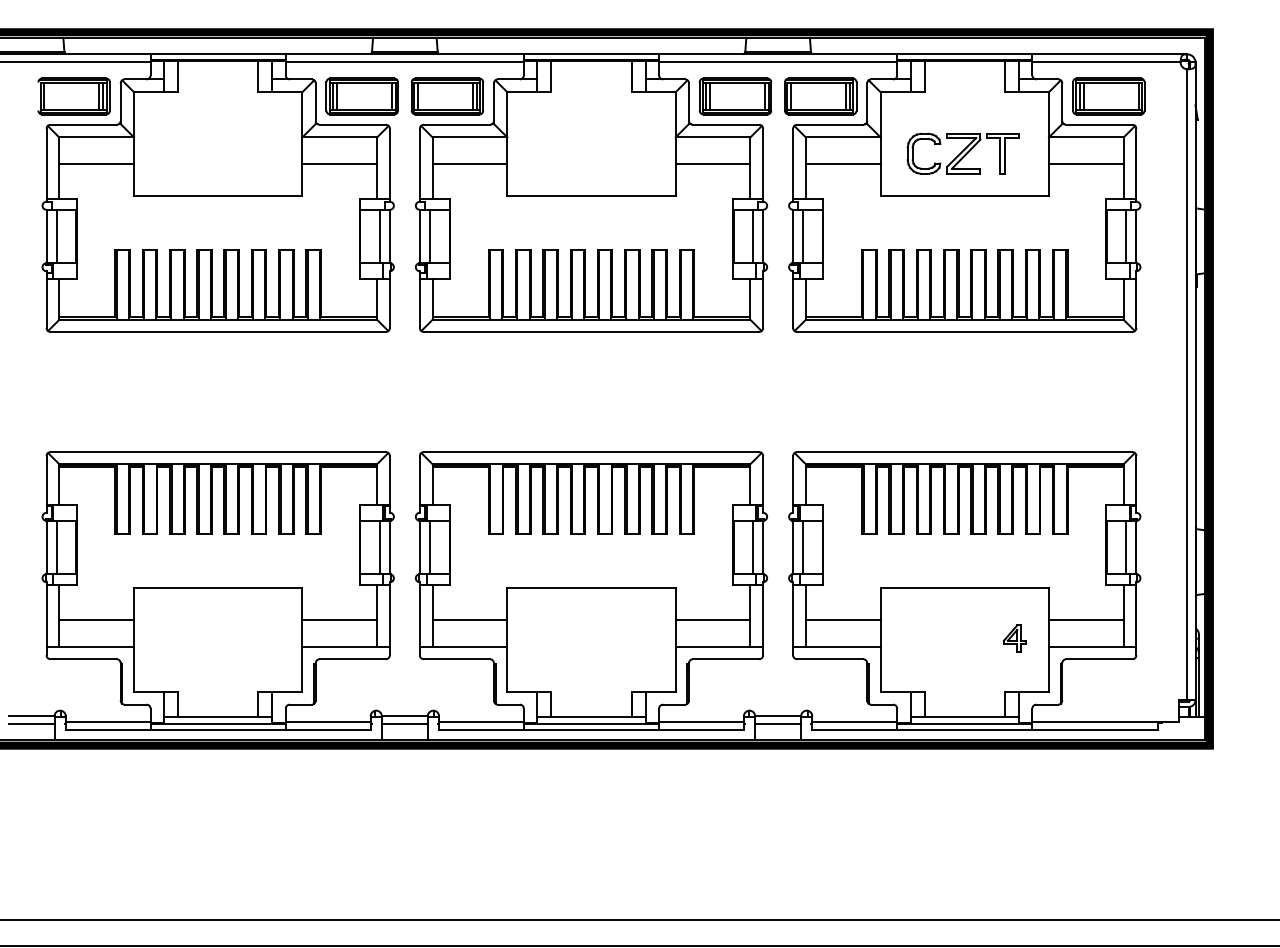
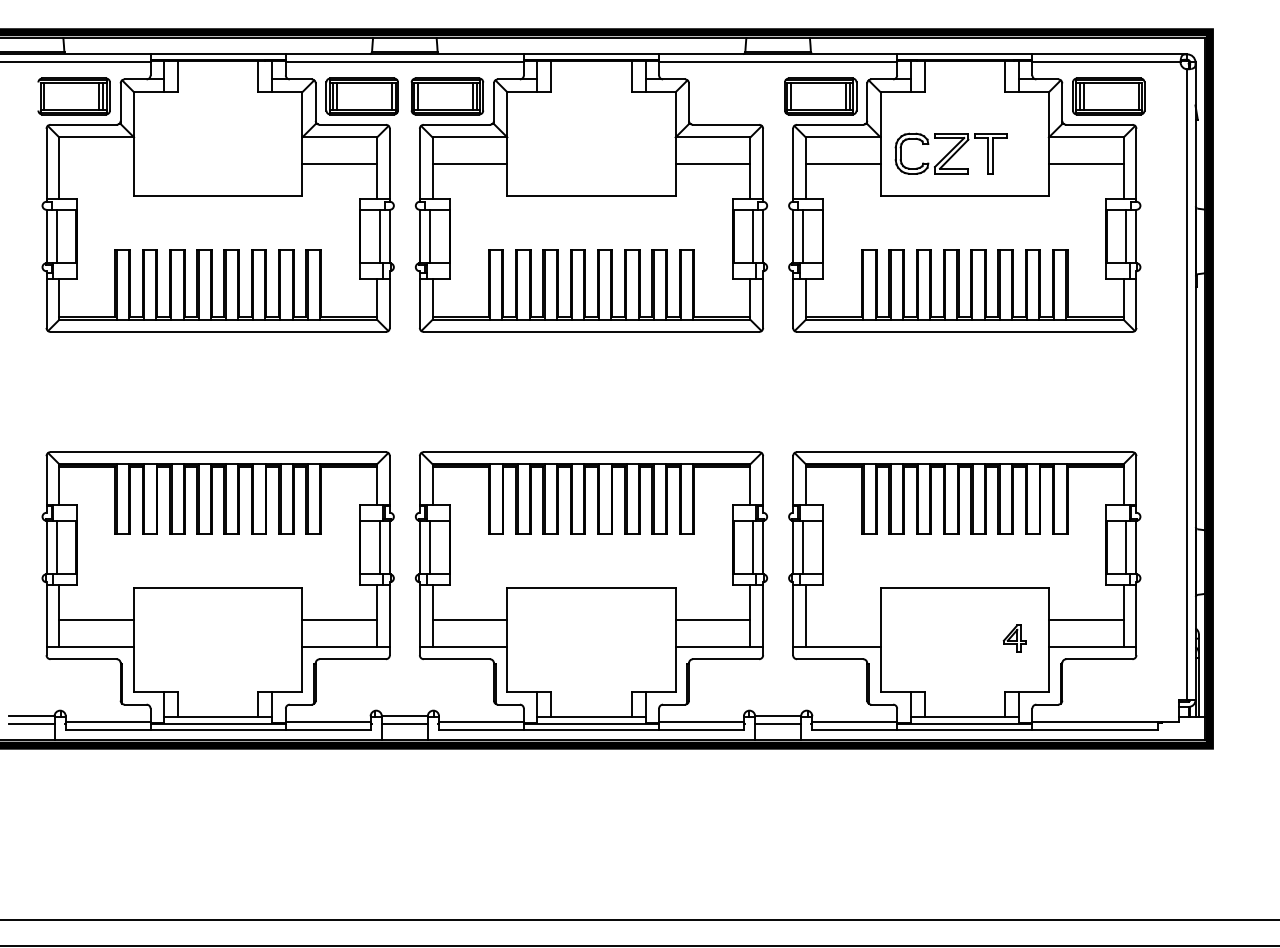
part: present -> none (735, 96)
part position: (962, 153) -> (950, 153) (950, 153)
line: present -> none (96, 164)
line: present -> none (842, 619)
